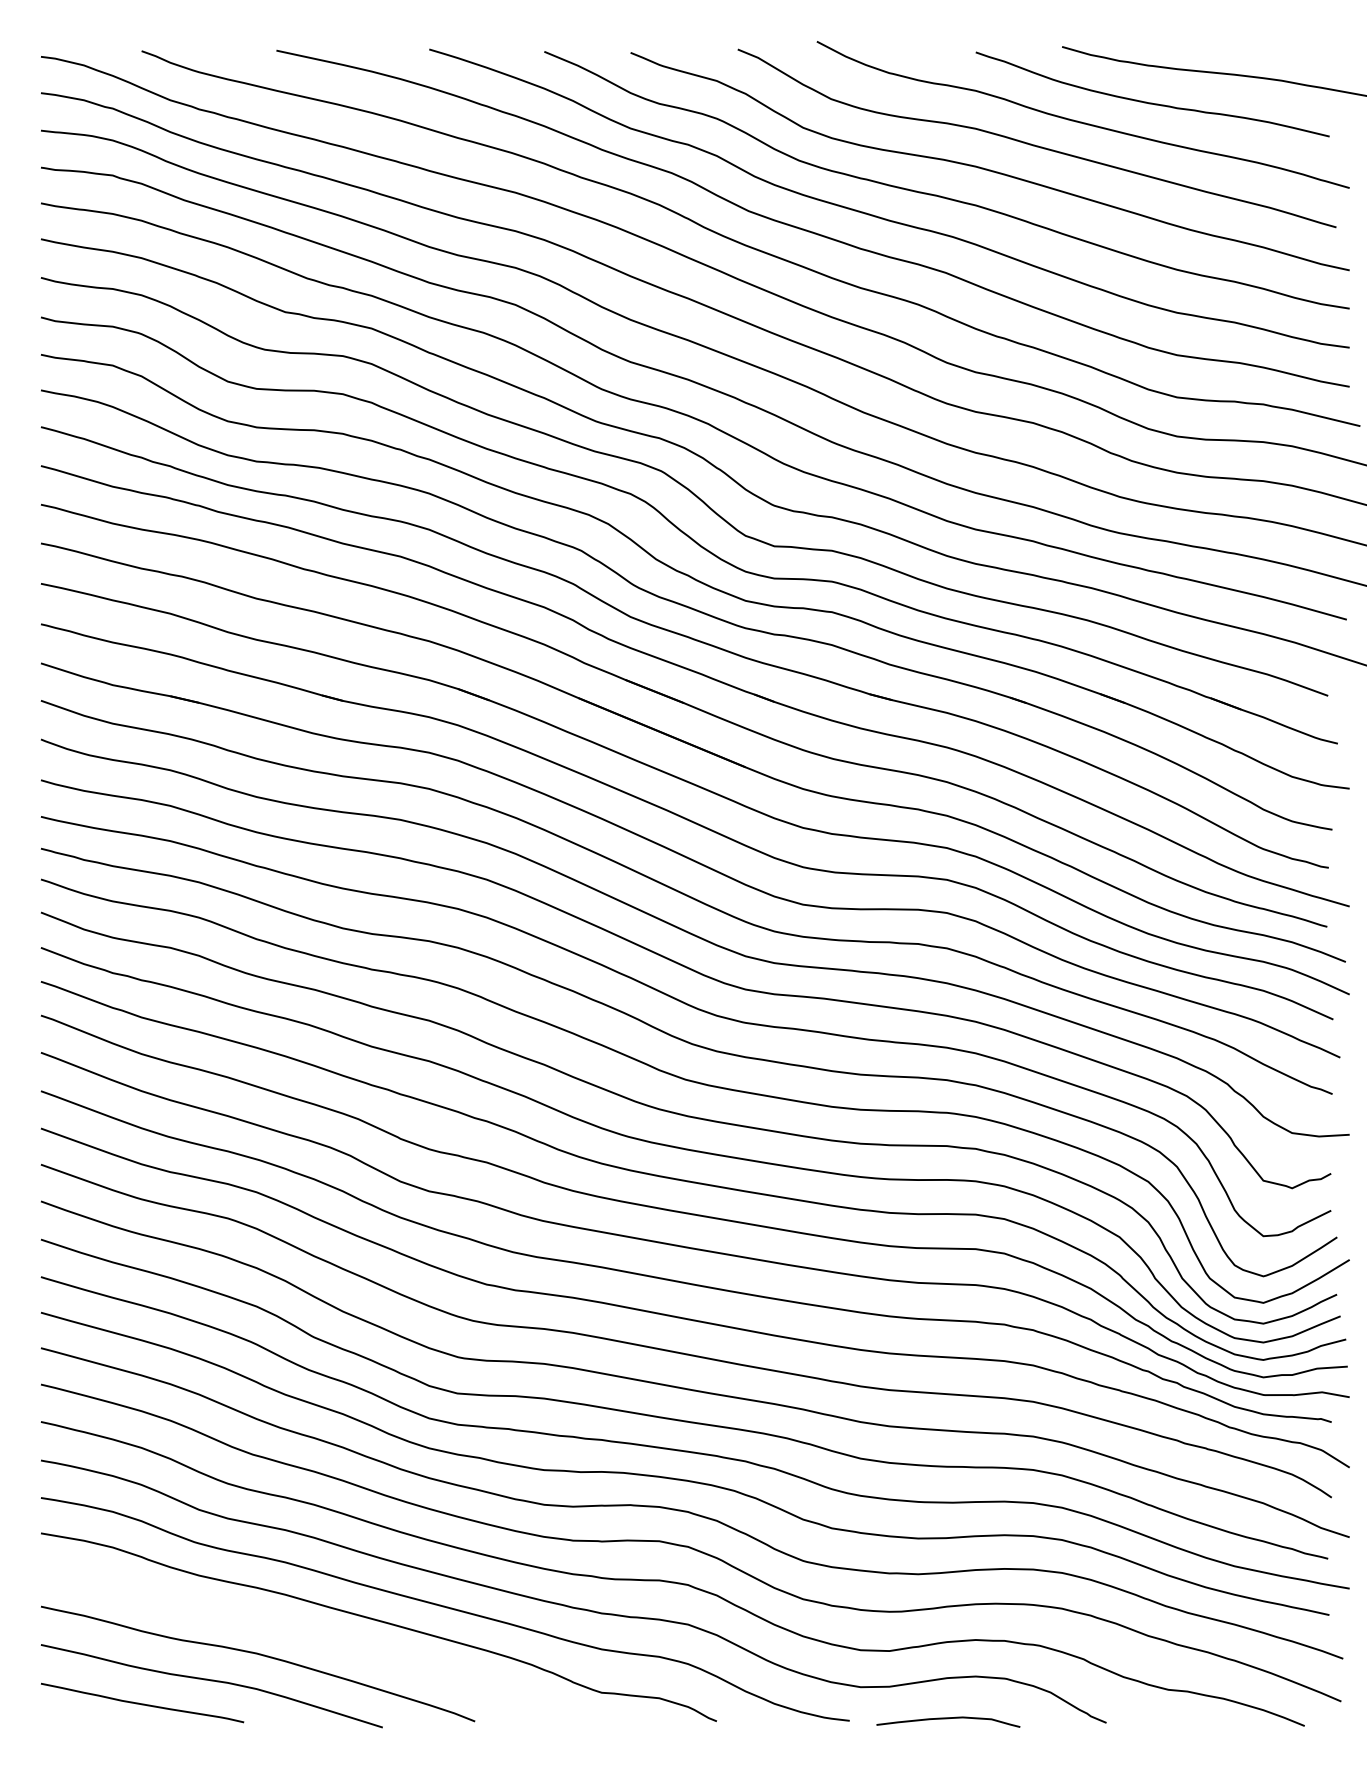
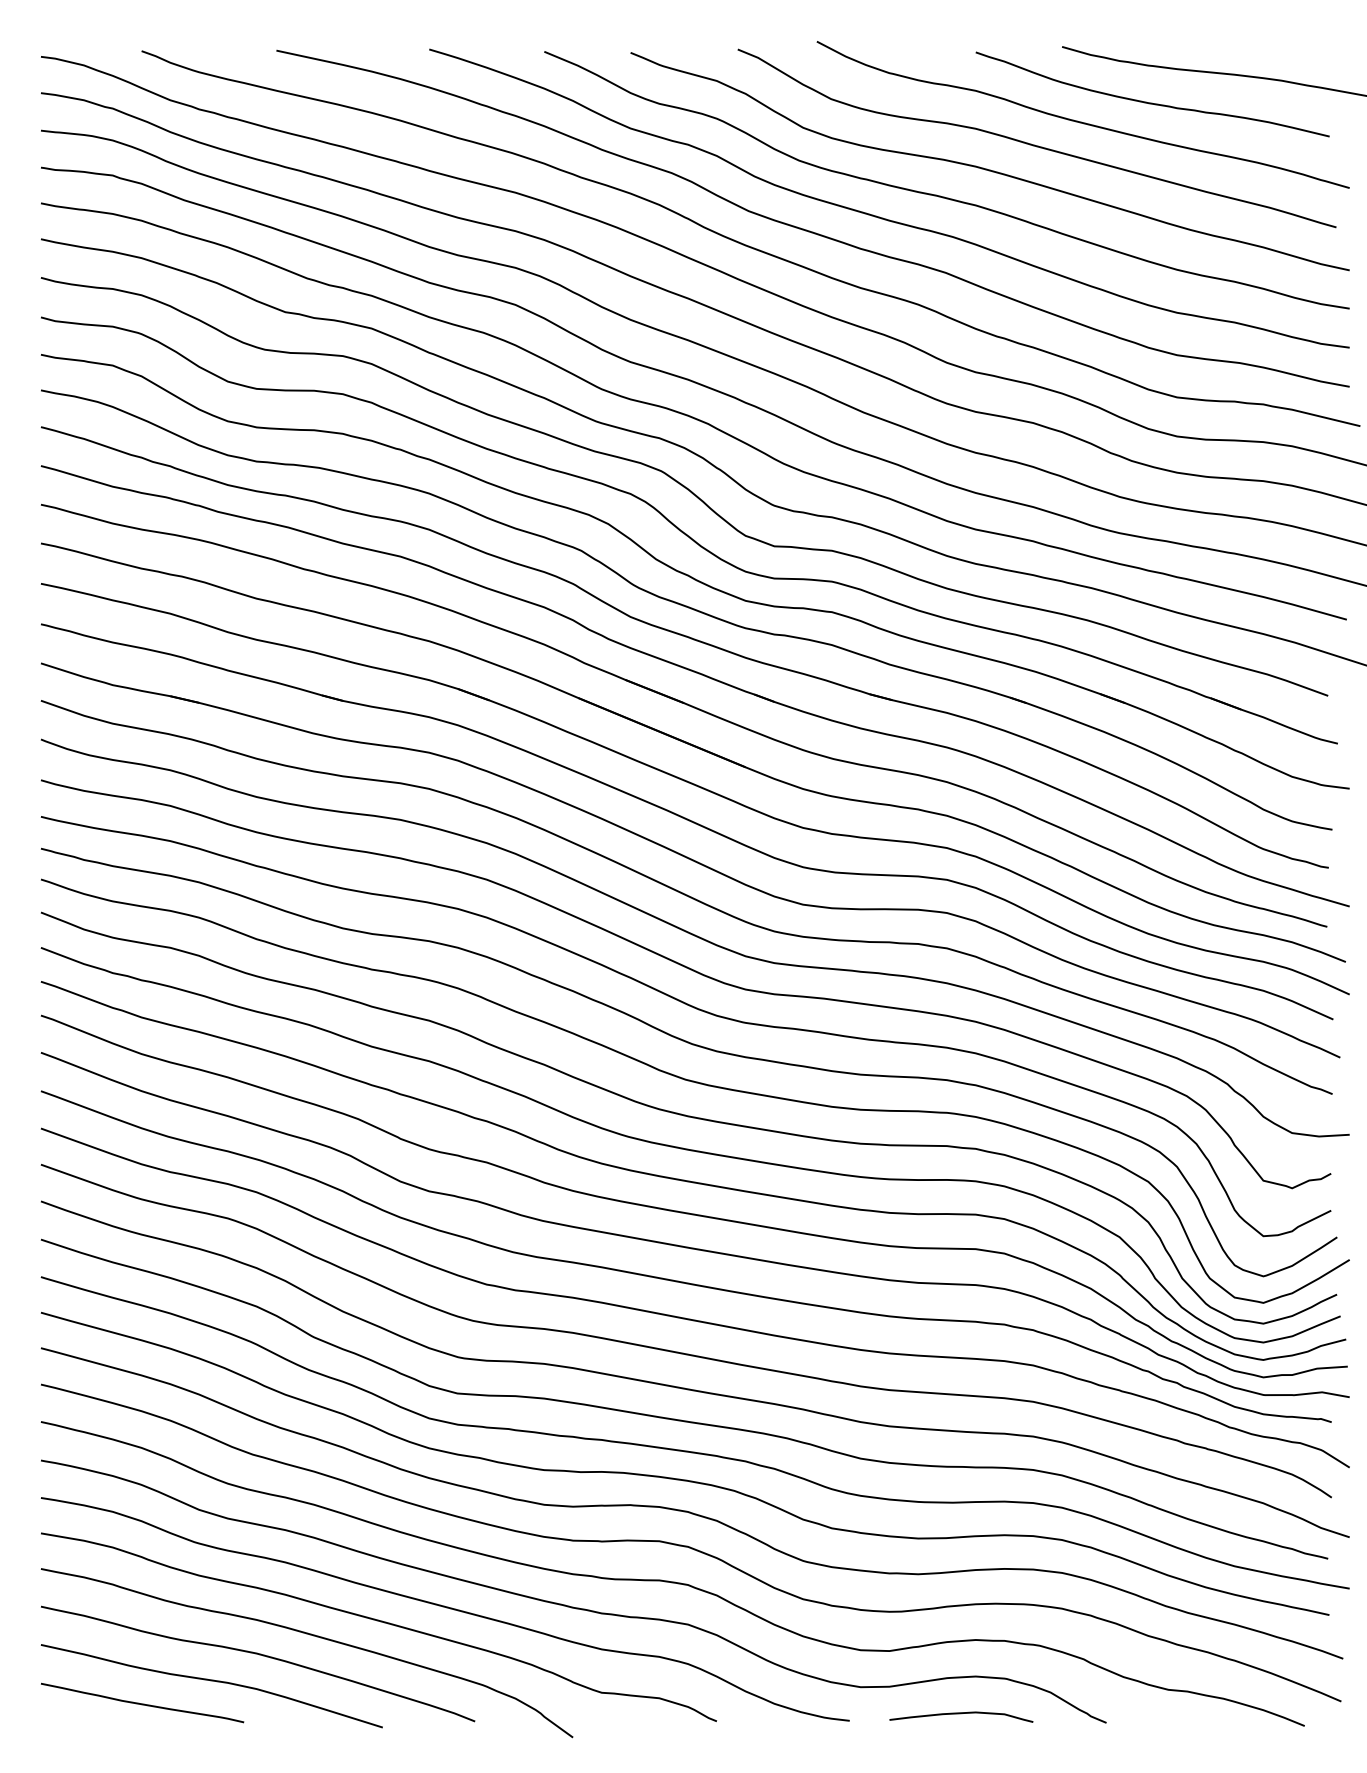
curve: none -> present (309, 1635)
curve position: (948, 1719) -> (961, 1714) (961, 1714)
